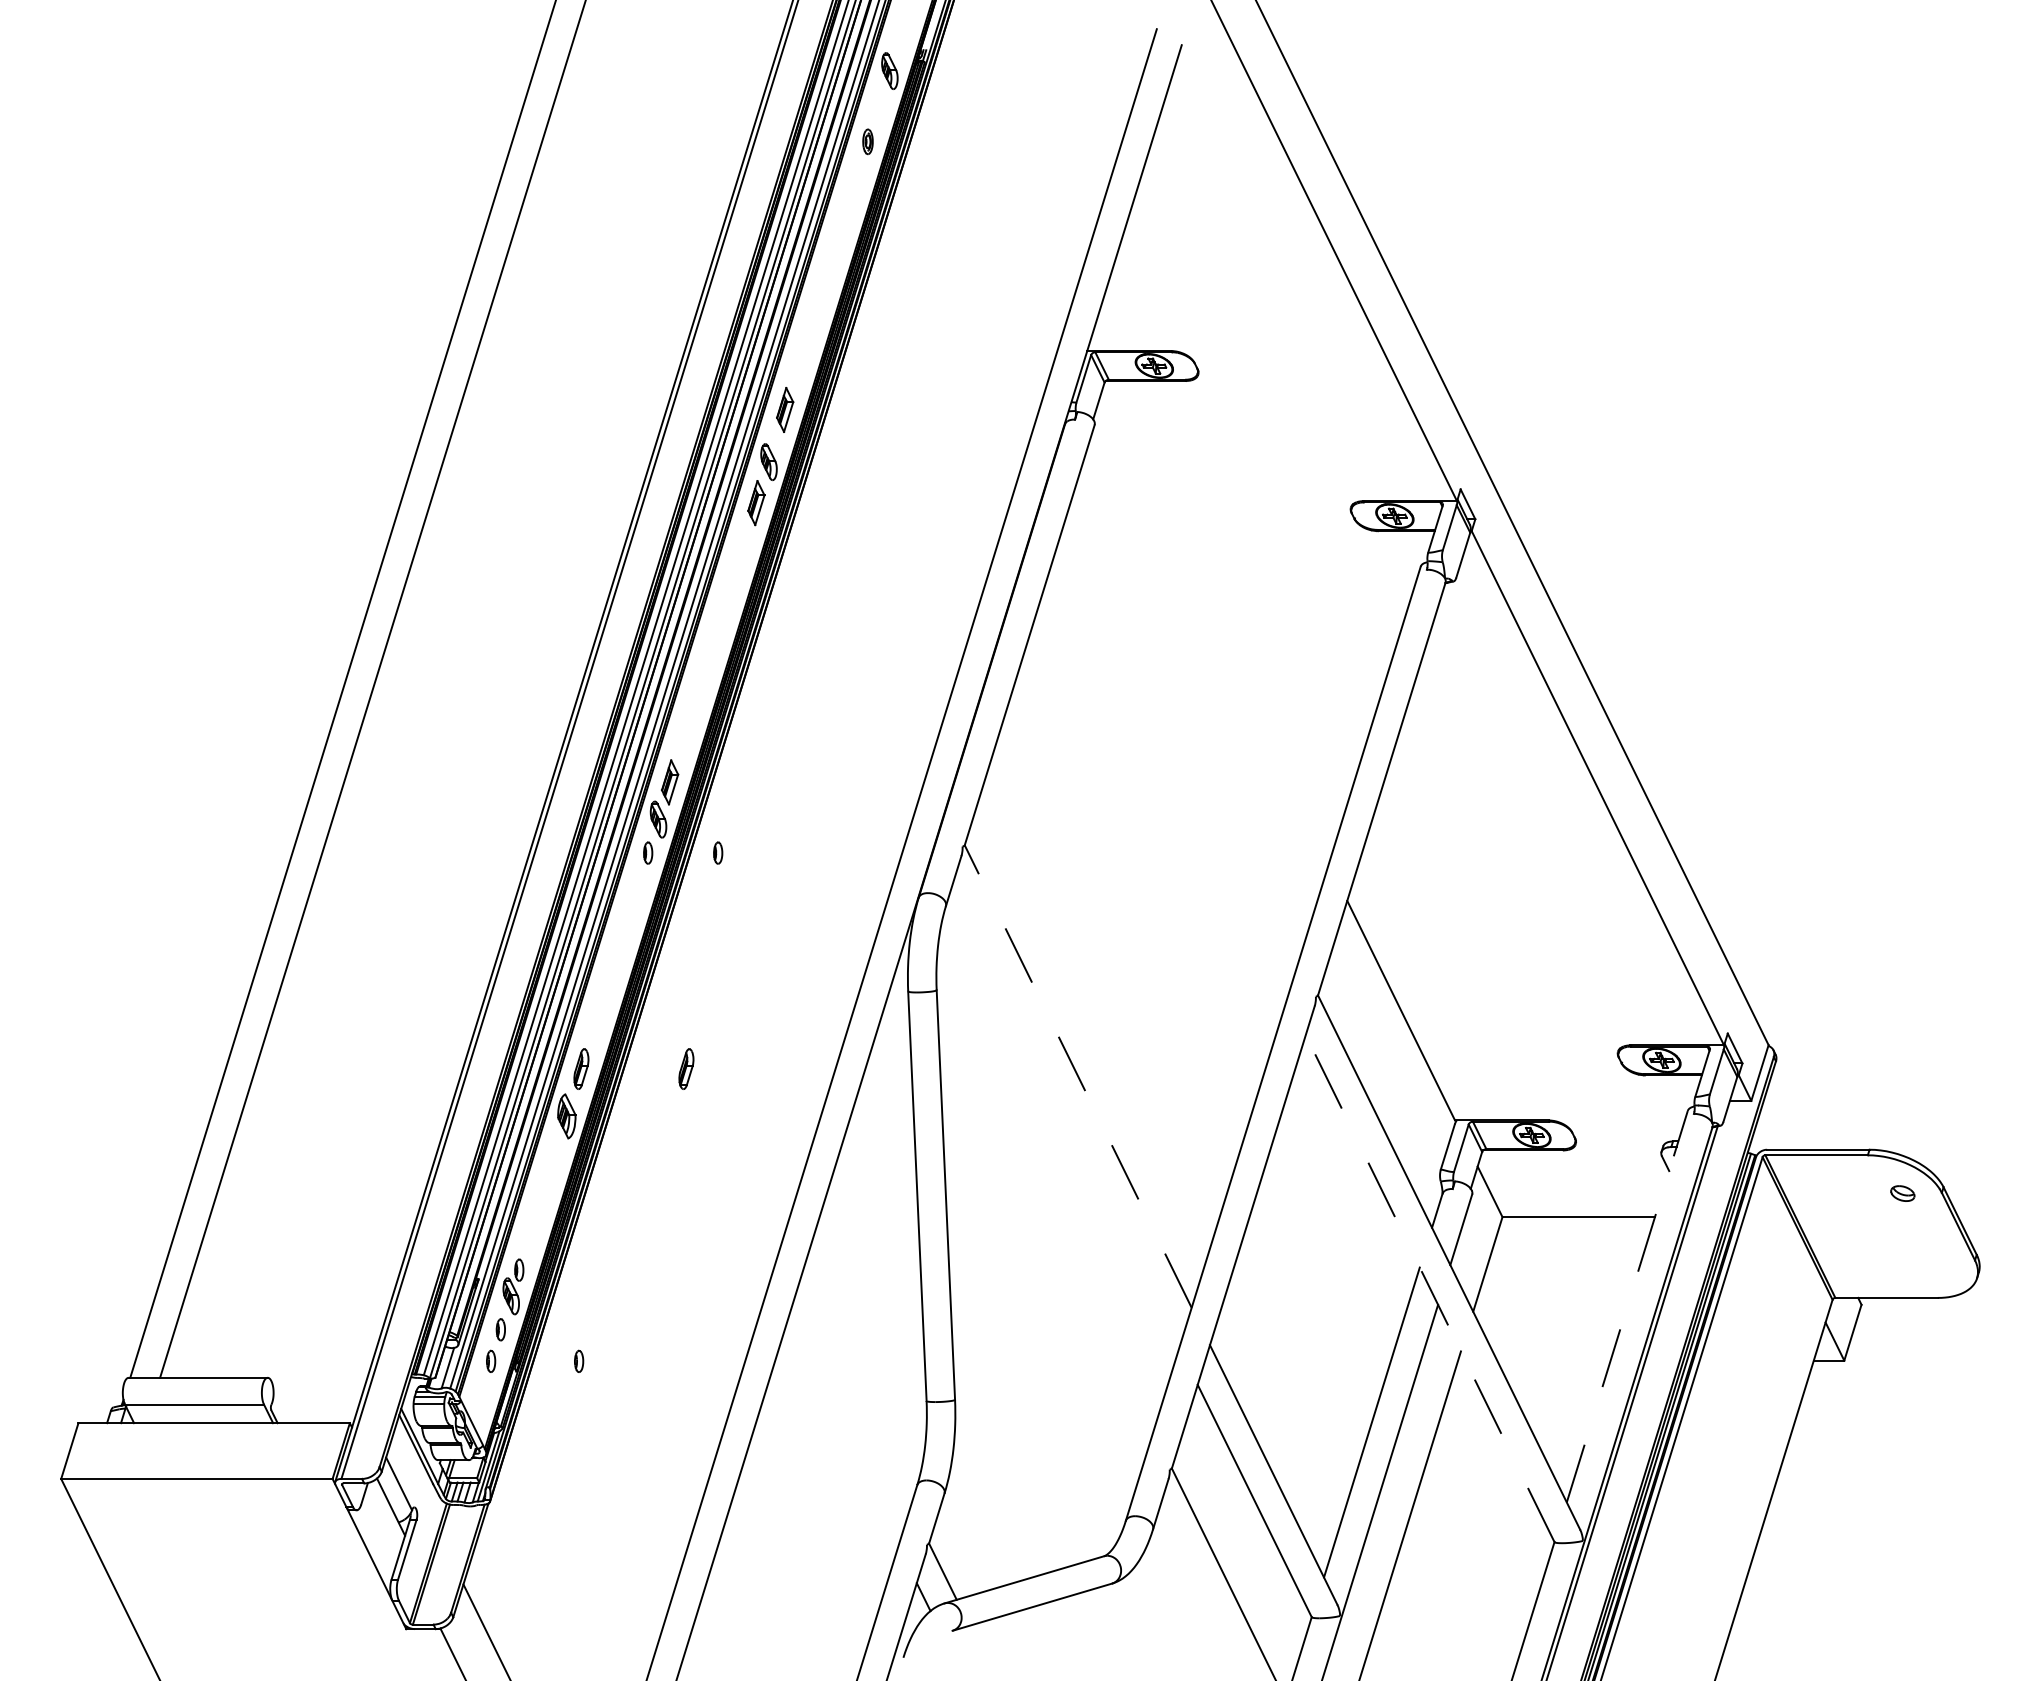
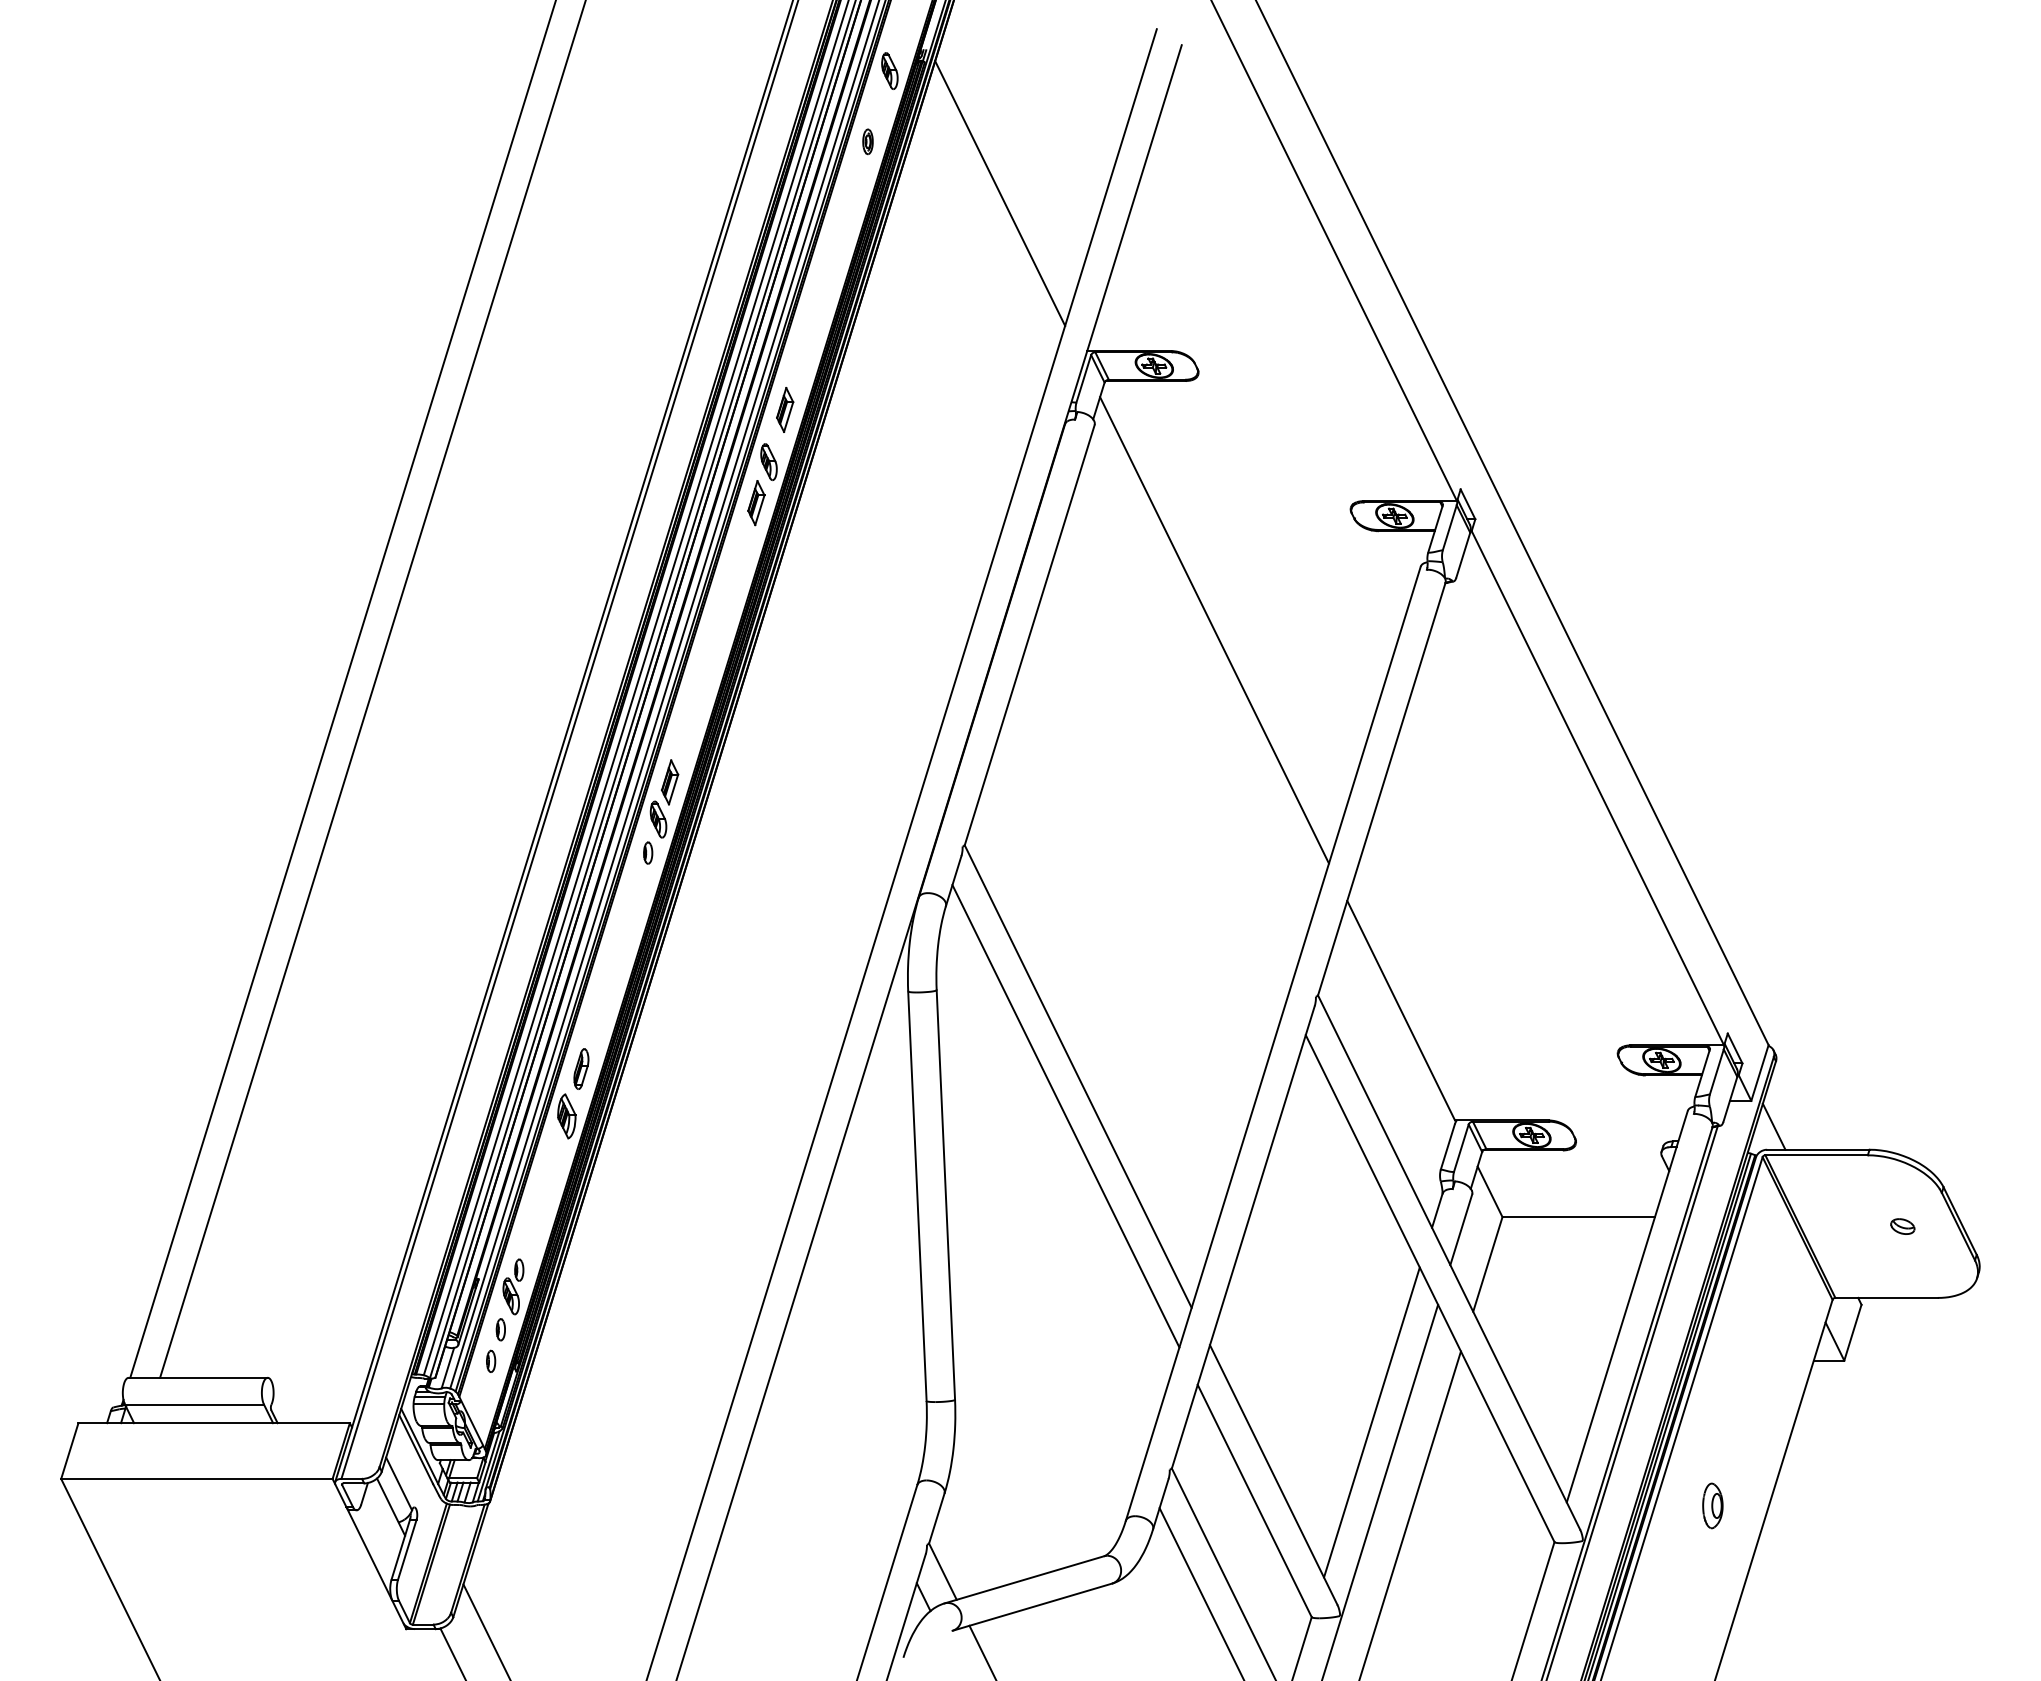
line: none -> present (1000, 193)
line: none -> present (1214, 630)
part: present -> none (718, 852)
part: present -> none (686, 1068)
line: dashed -> solid (1078, 1076)
line: none -> present (1065, 1116)
line: none -> present (1773, 1126)
part position: (1902, 1193) -> (1902, 1226) (1902, 1226)
line: dashed -> solid (1429, 1288)
line: dashed -> solid (1627, 1306)
part: present -> none (579, 1360)
part: none -> present (1712, 1505)
line: none -> present (1200, 1592)
line: none -> present (982, 1651)
